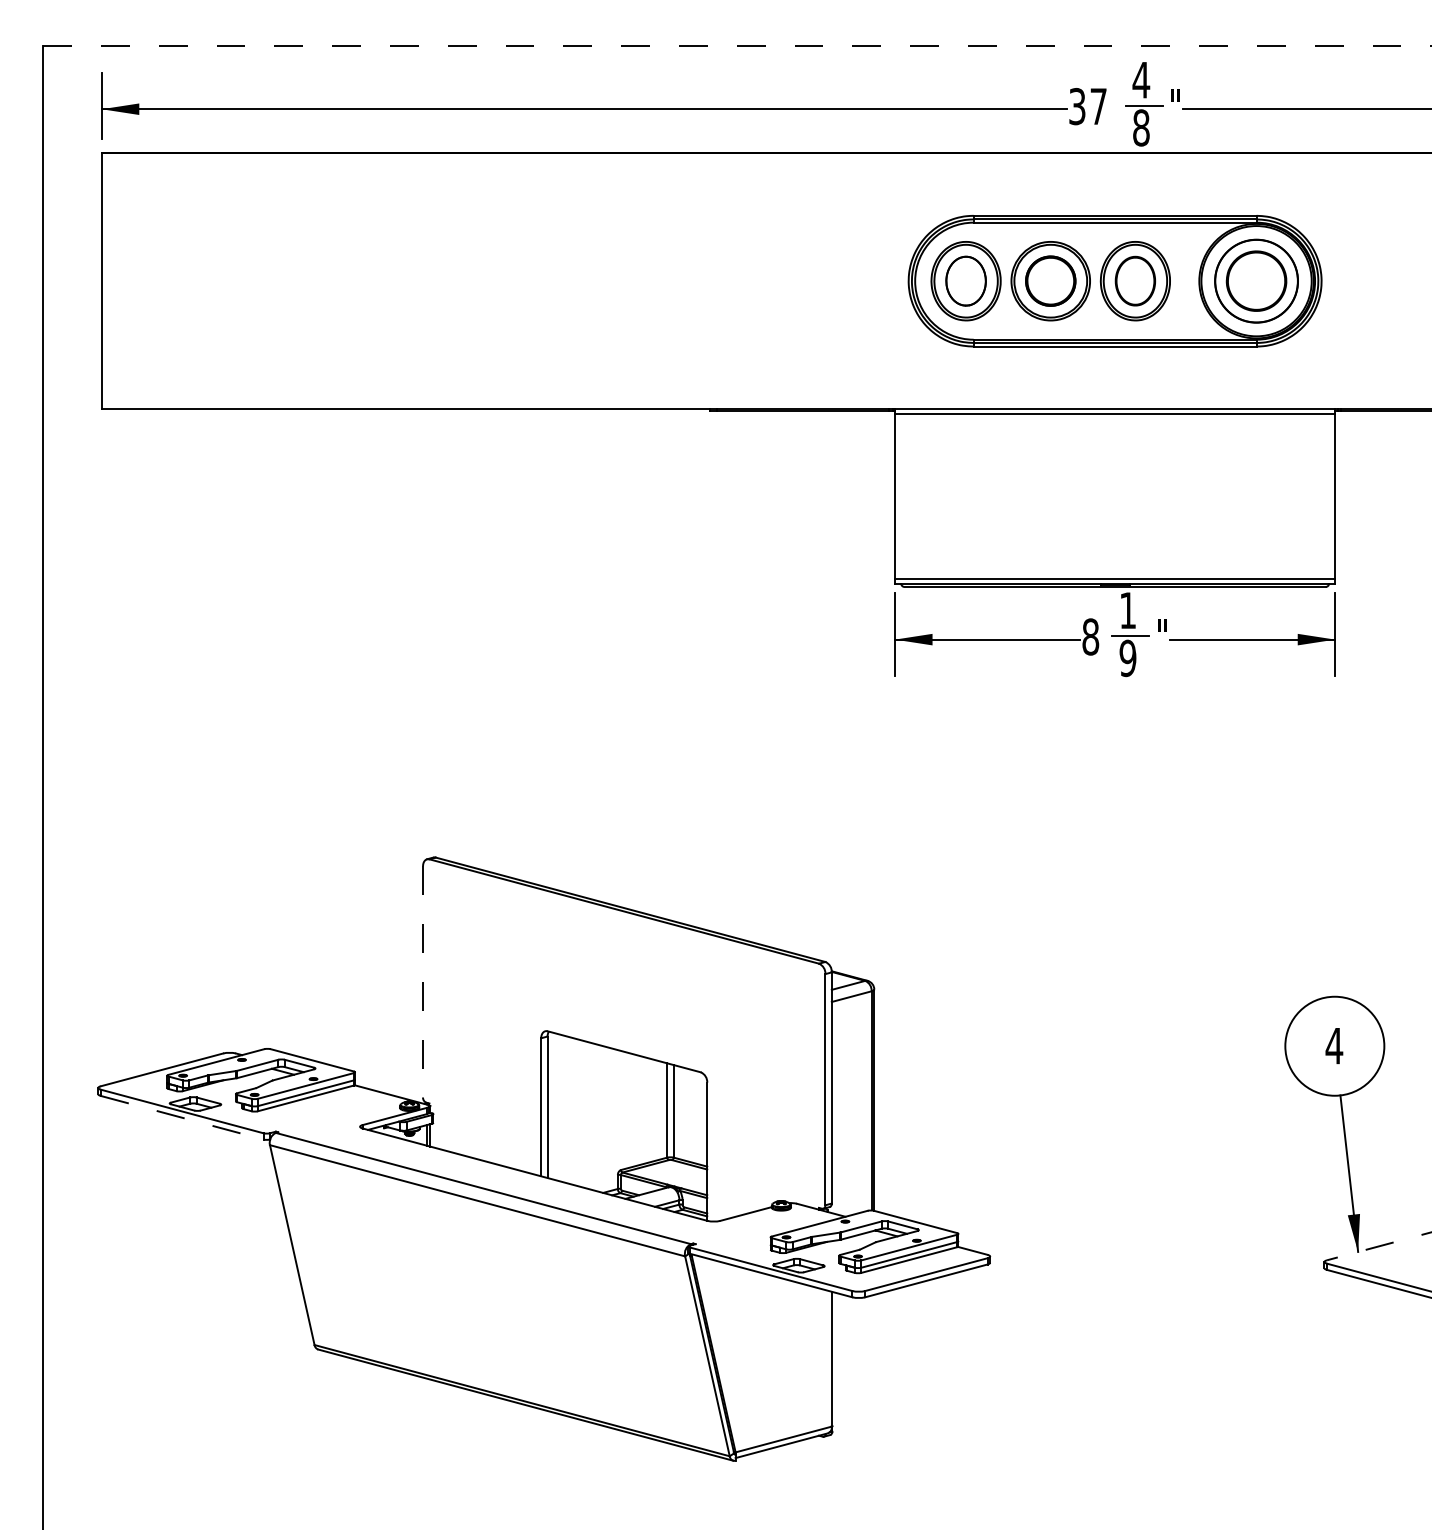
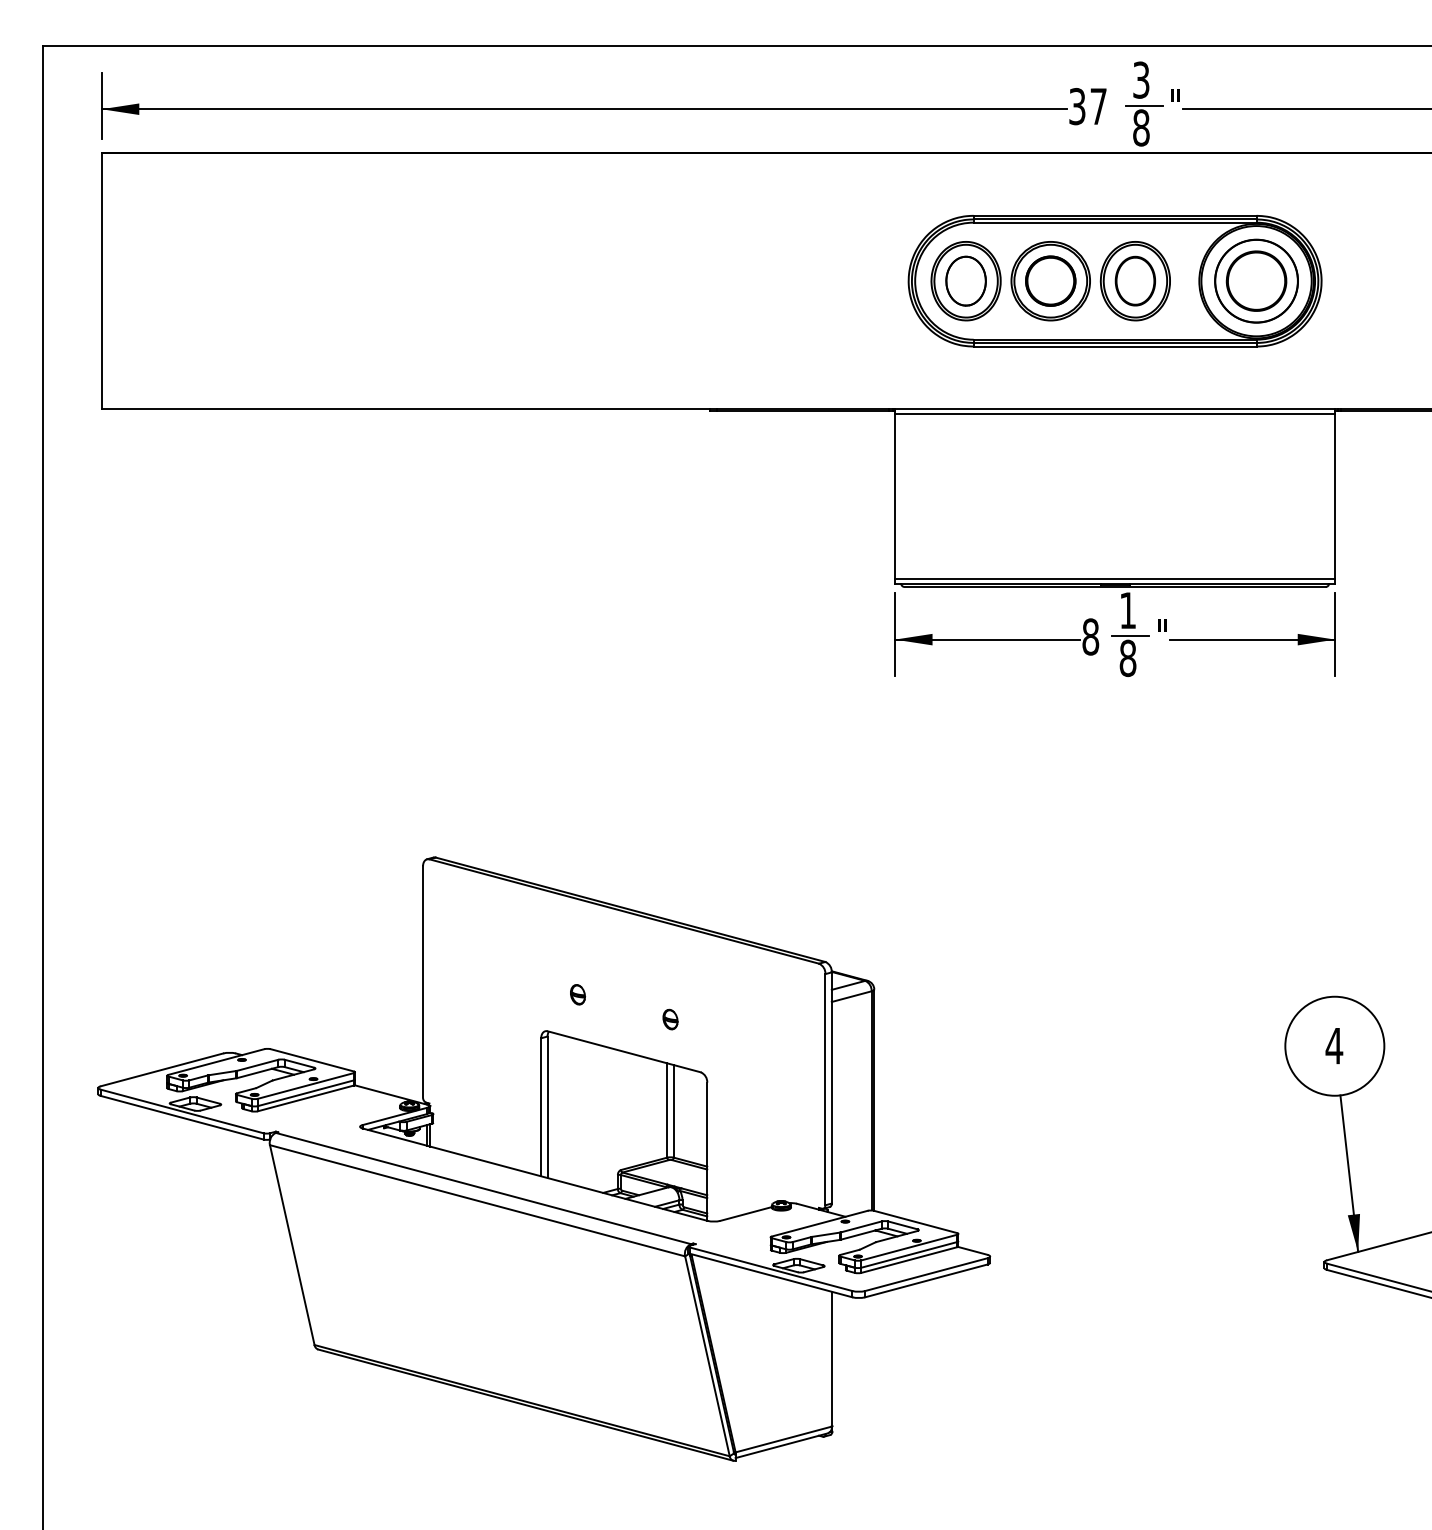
line: dashed -> solid (737, 45)
text: 4 -> 3 (1141, 79)
text: 9 -> 8 (1127, 658)
line: dashed -> solid (423, 981)
part: none -> present (577, 994)
part: none -> present (670, 1019)
line: dashed -> solid (182, 1117)
line: dashed -> solid (1379, 1246)
